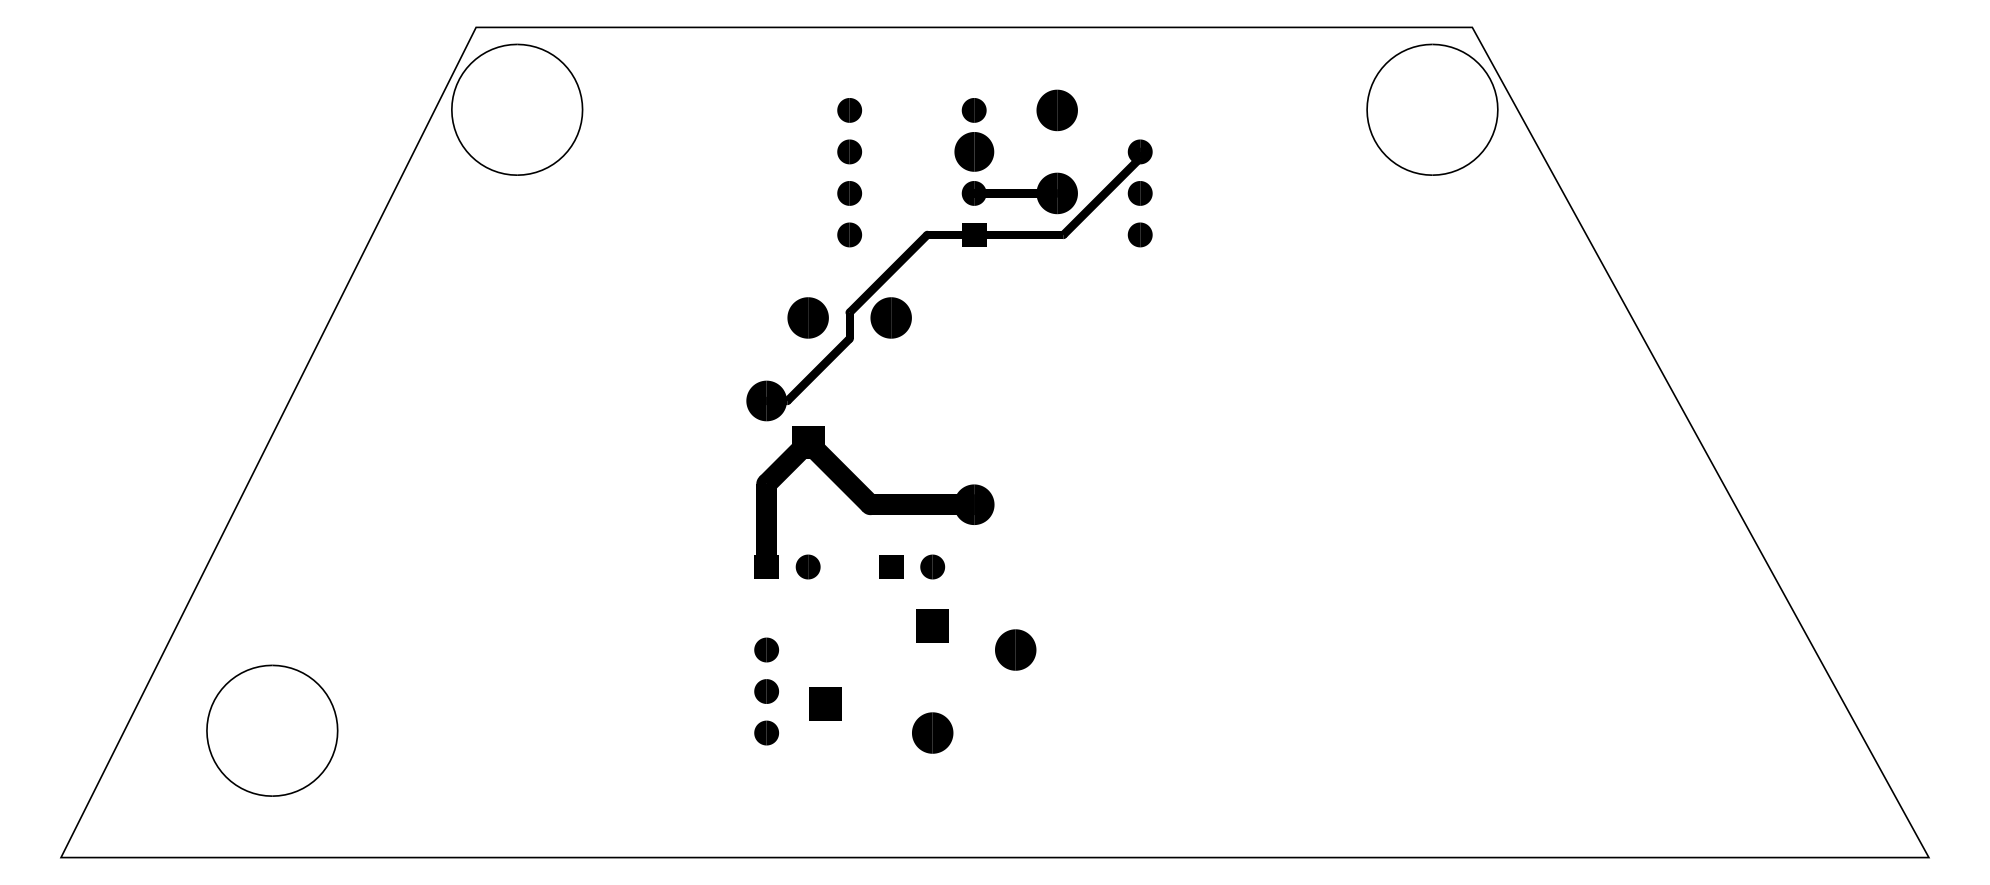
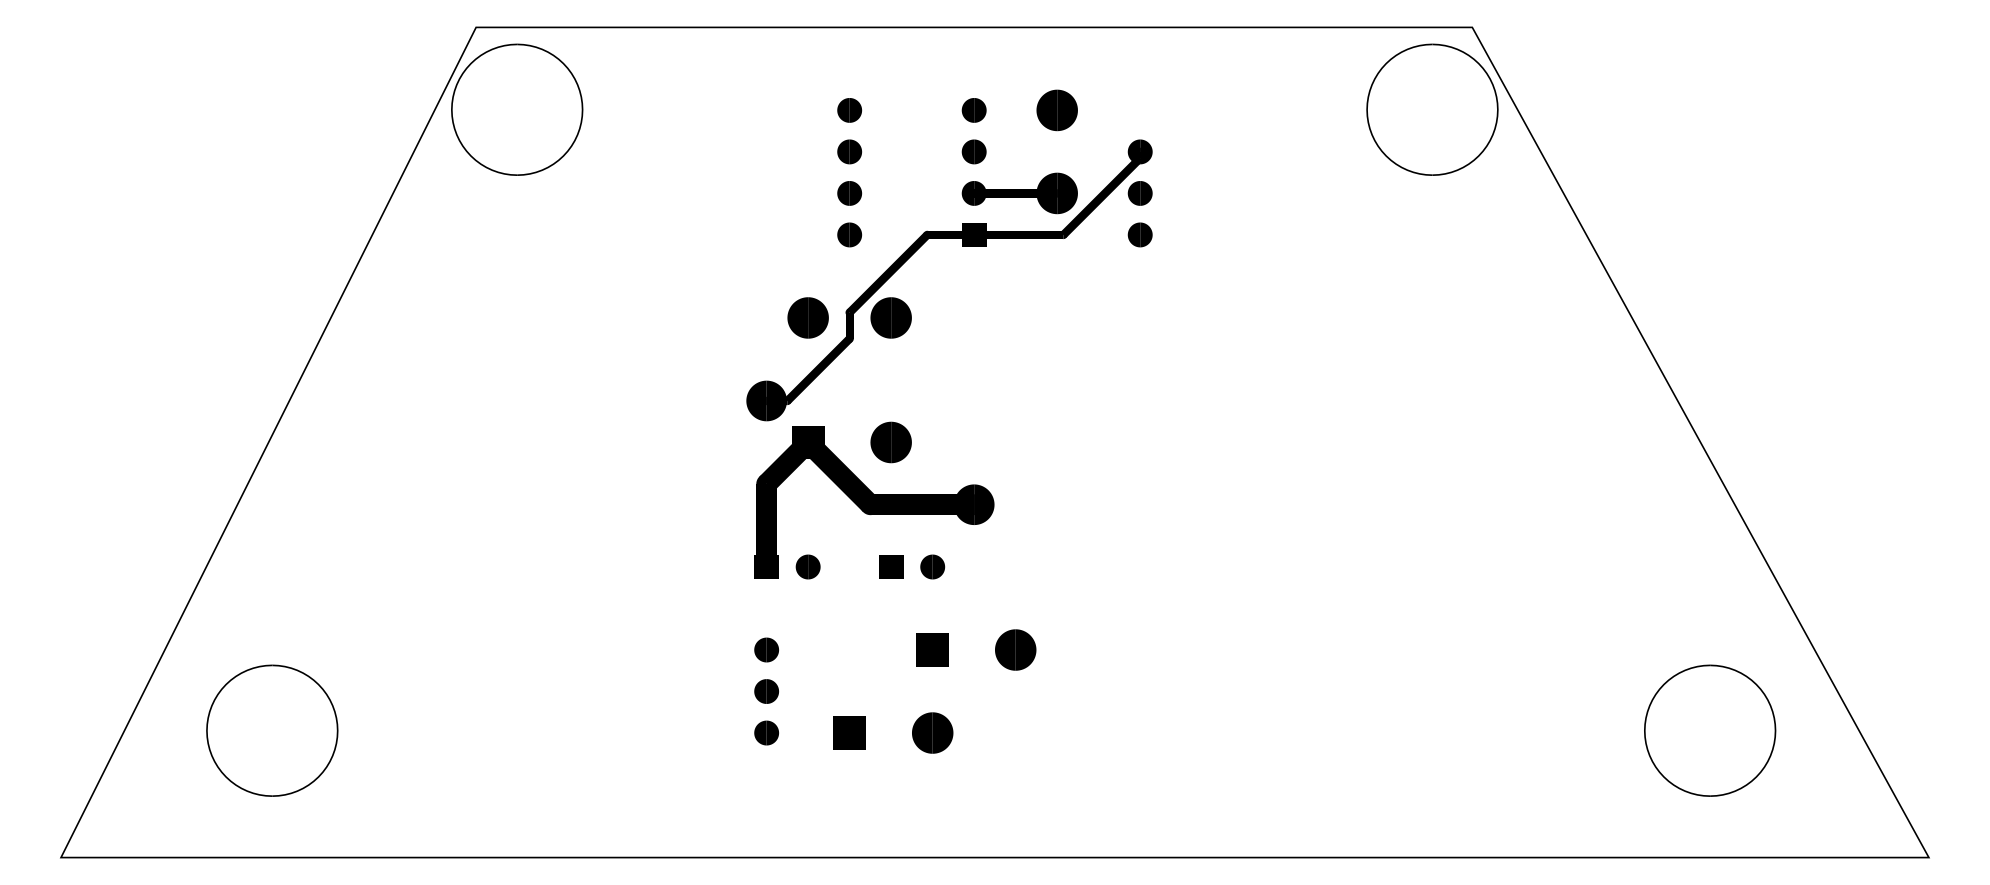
part size: 41x40 px -> 26x26 px (973, 151)
part: none -> present (890, 442)
part position: (932, 625) -> (932, 649) (932, 649)
part position: (825, 703) -> (849, 732) (849, 732)
part: none -> present (1710, 730)
